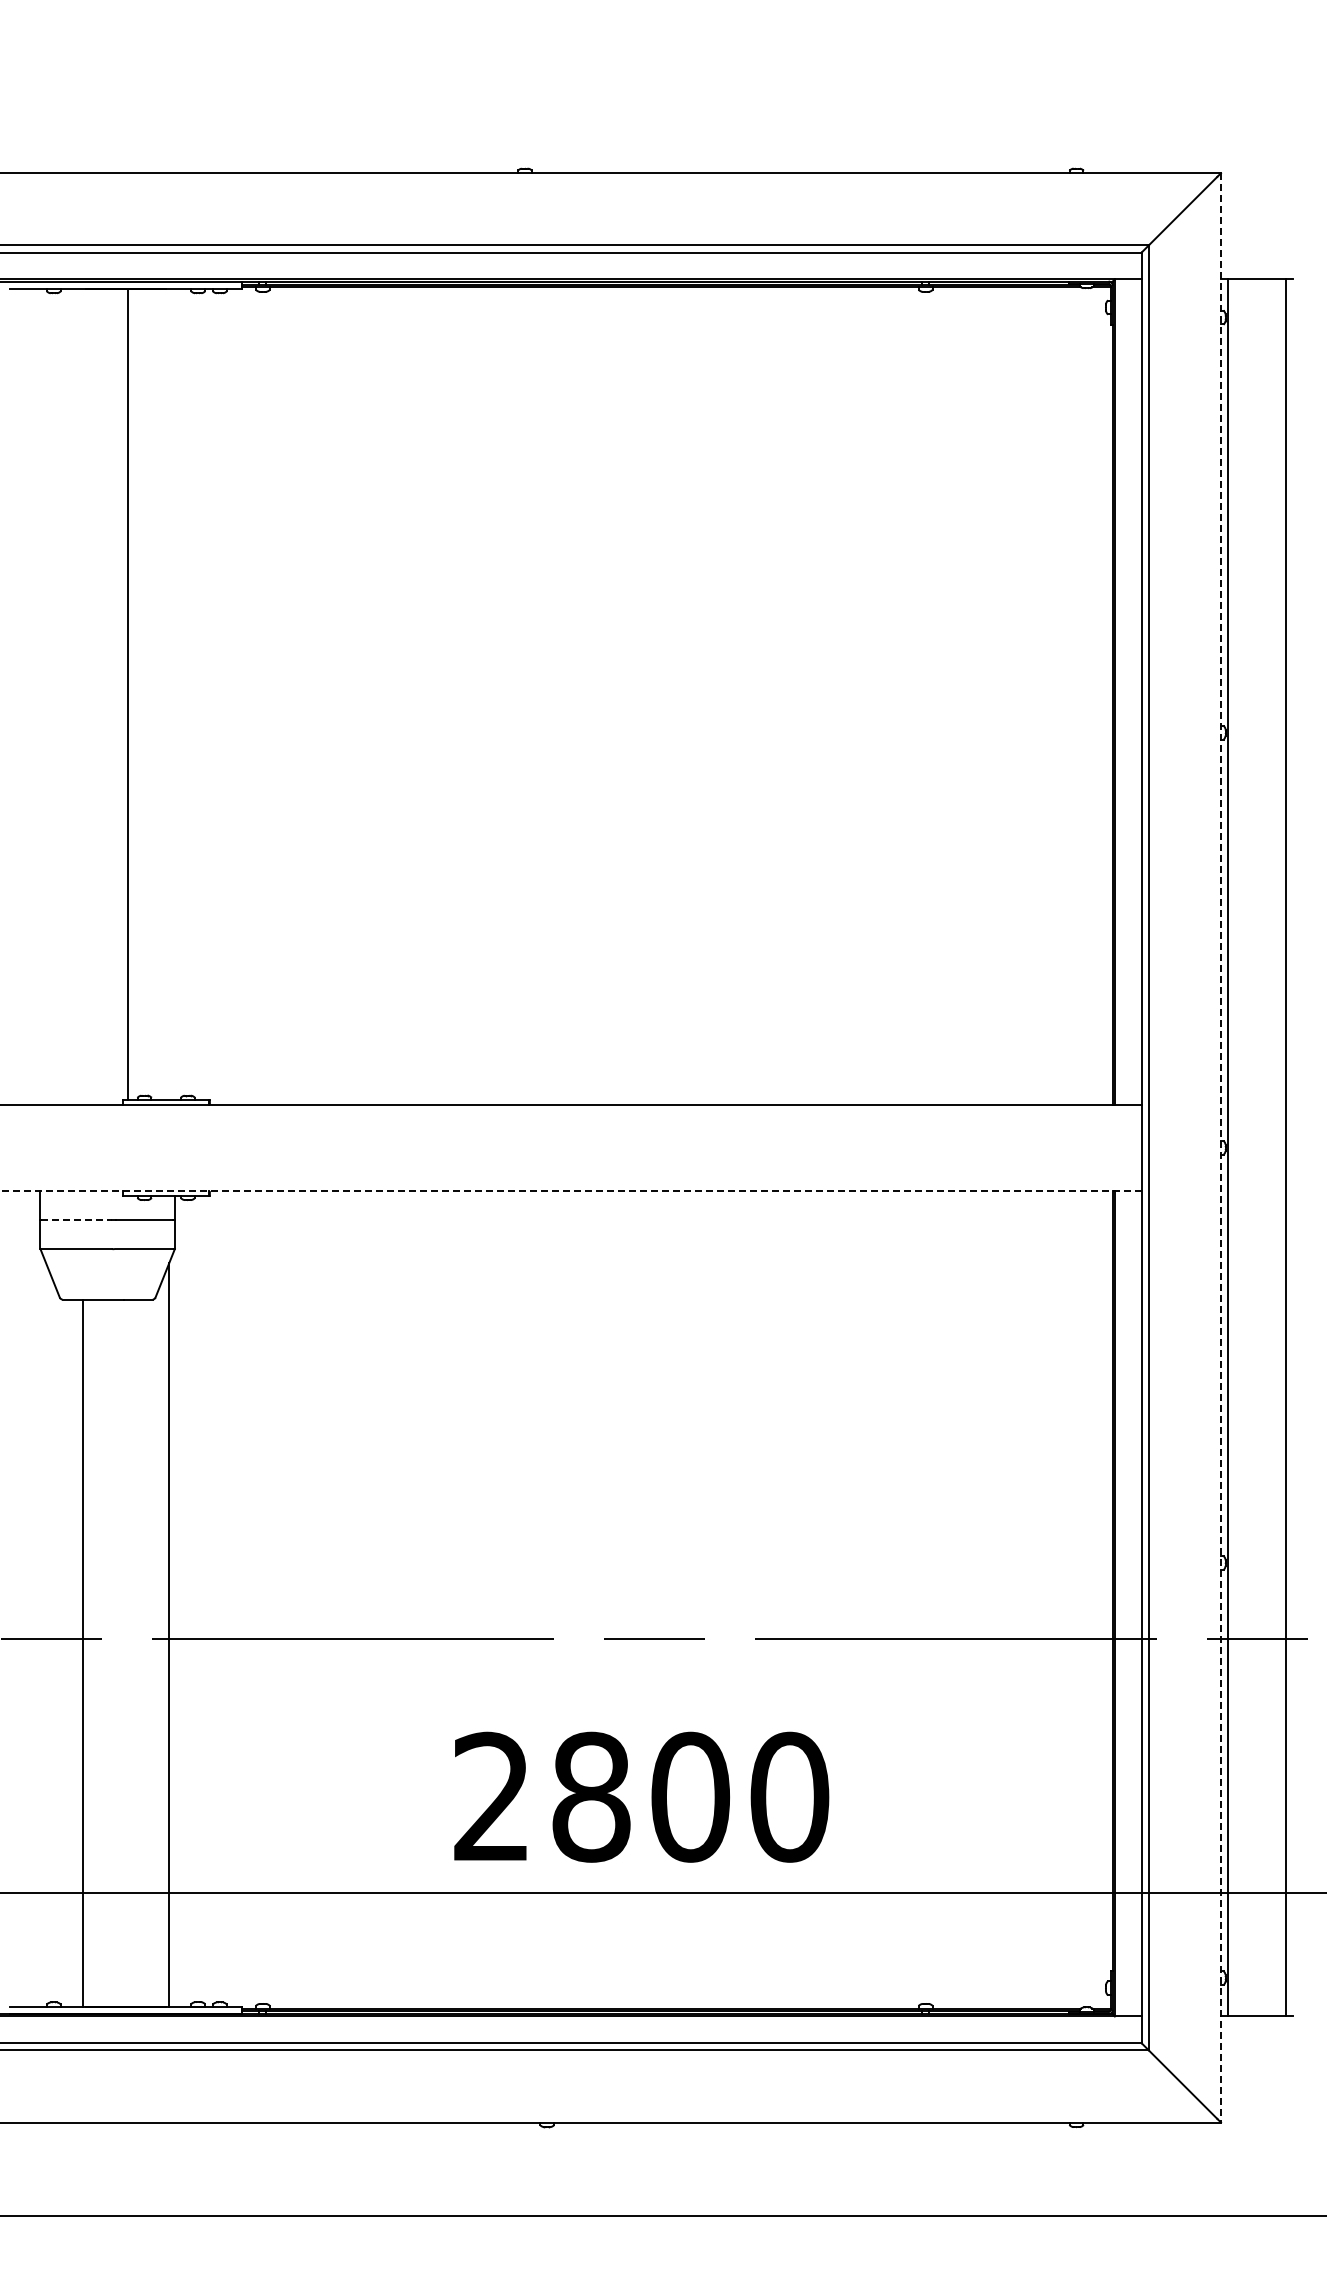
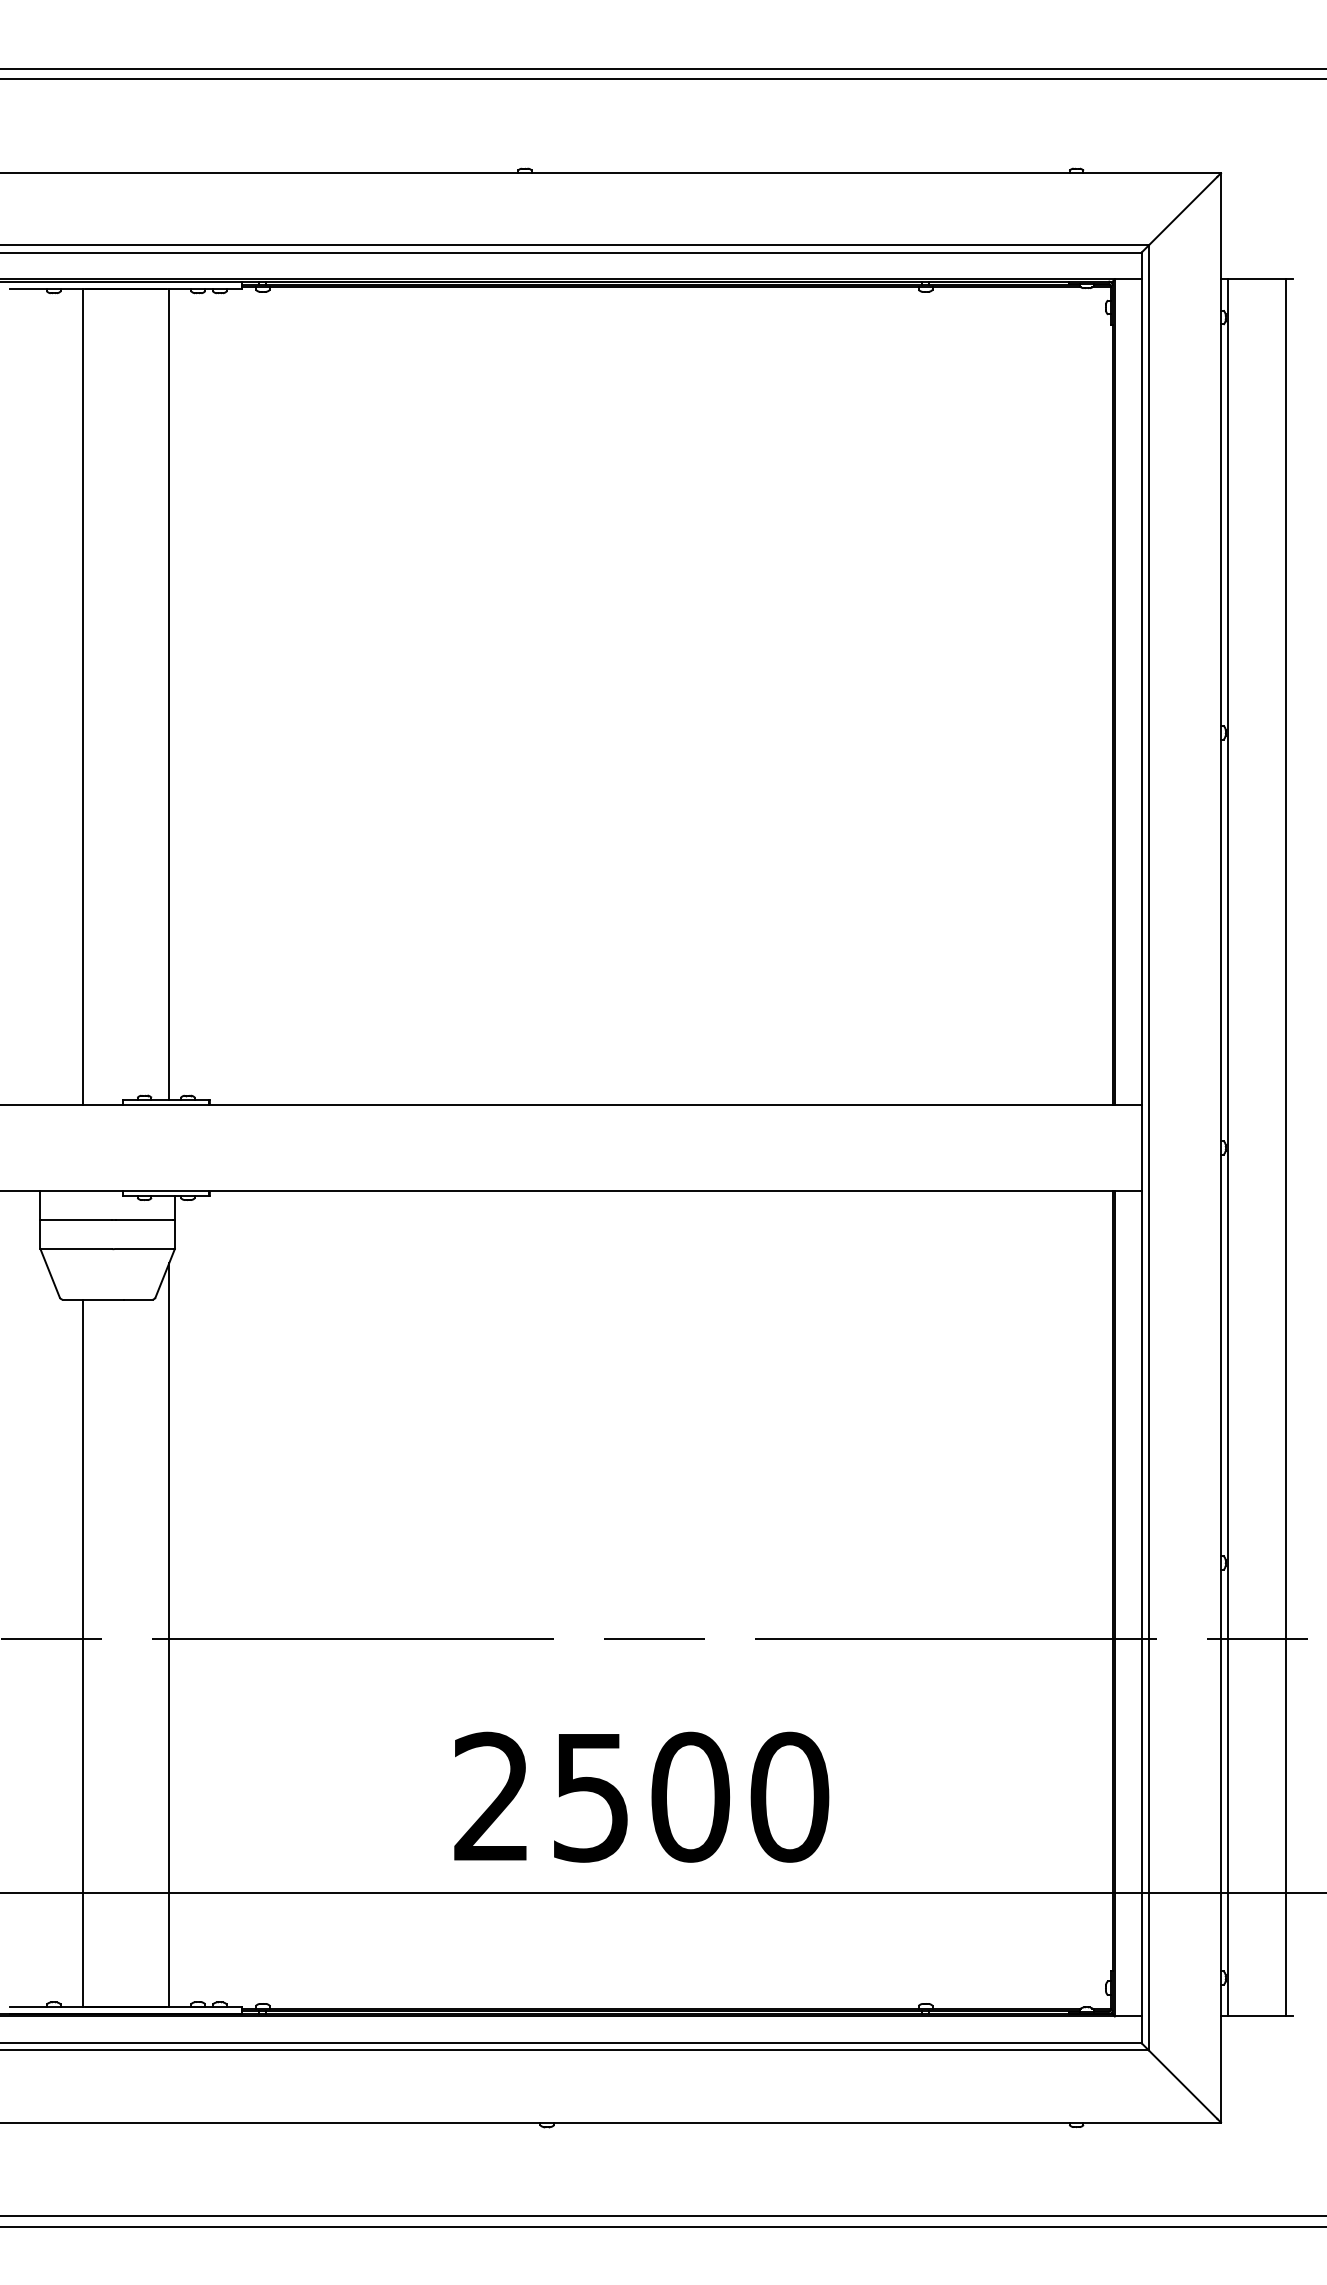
line: none -> present (662, 68)
line: none -> present (662, 79)
line position: (128, 694) -> (169, 694) (169, 694)
line: none -> present (82, 696)
line: dashed -> solid (1221, 1147)
line: dashed -> solid (570, 1191)
line: dashed -> solid (76, 1220)
text: 2800 -> 2500 (591, 1796)
line: none -> present (662, 2227)
